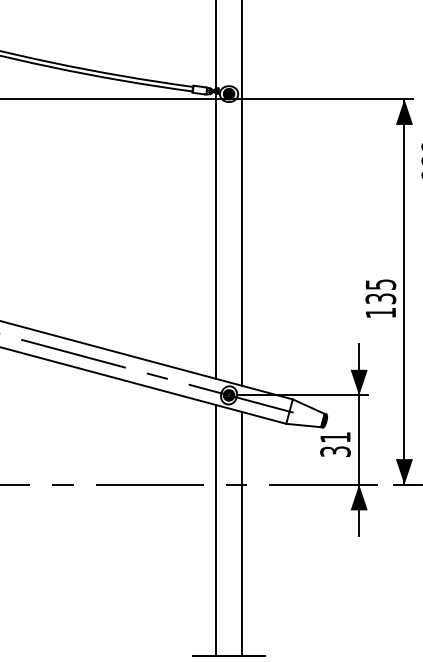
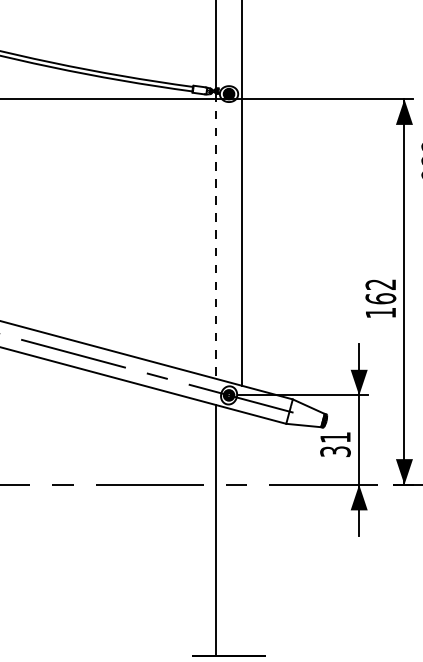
line: solid -> dashed (216, 236)
text: 135 -> 162 (380, 291)
line: present -> none (241, 533)
